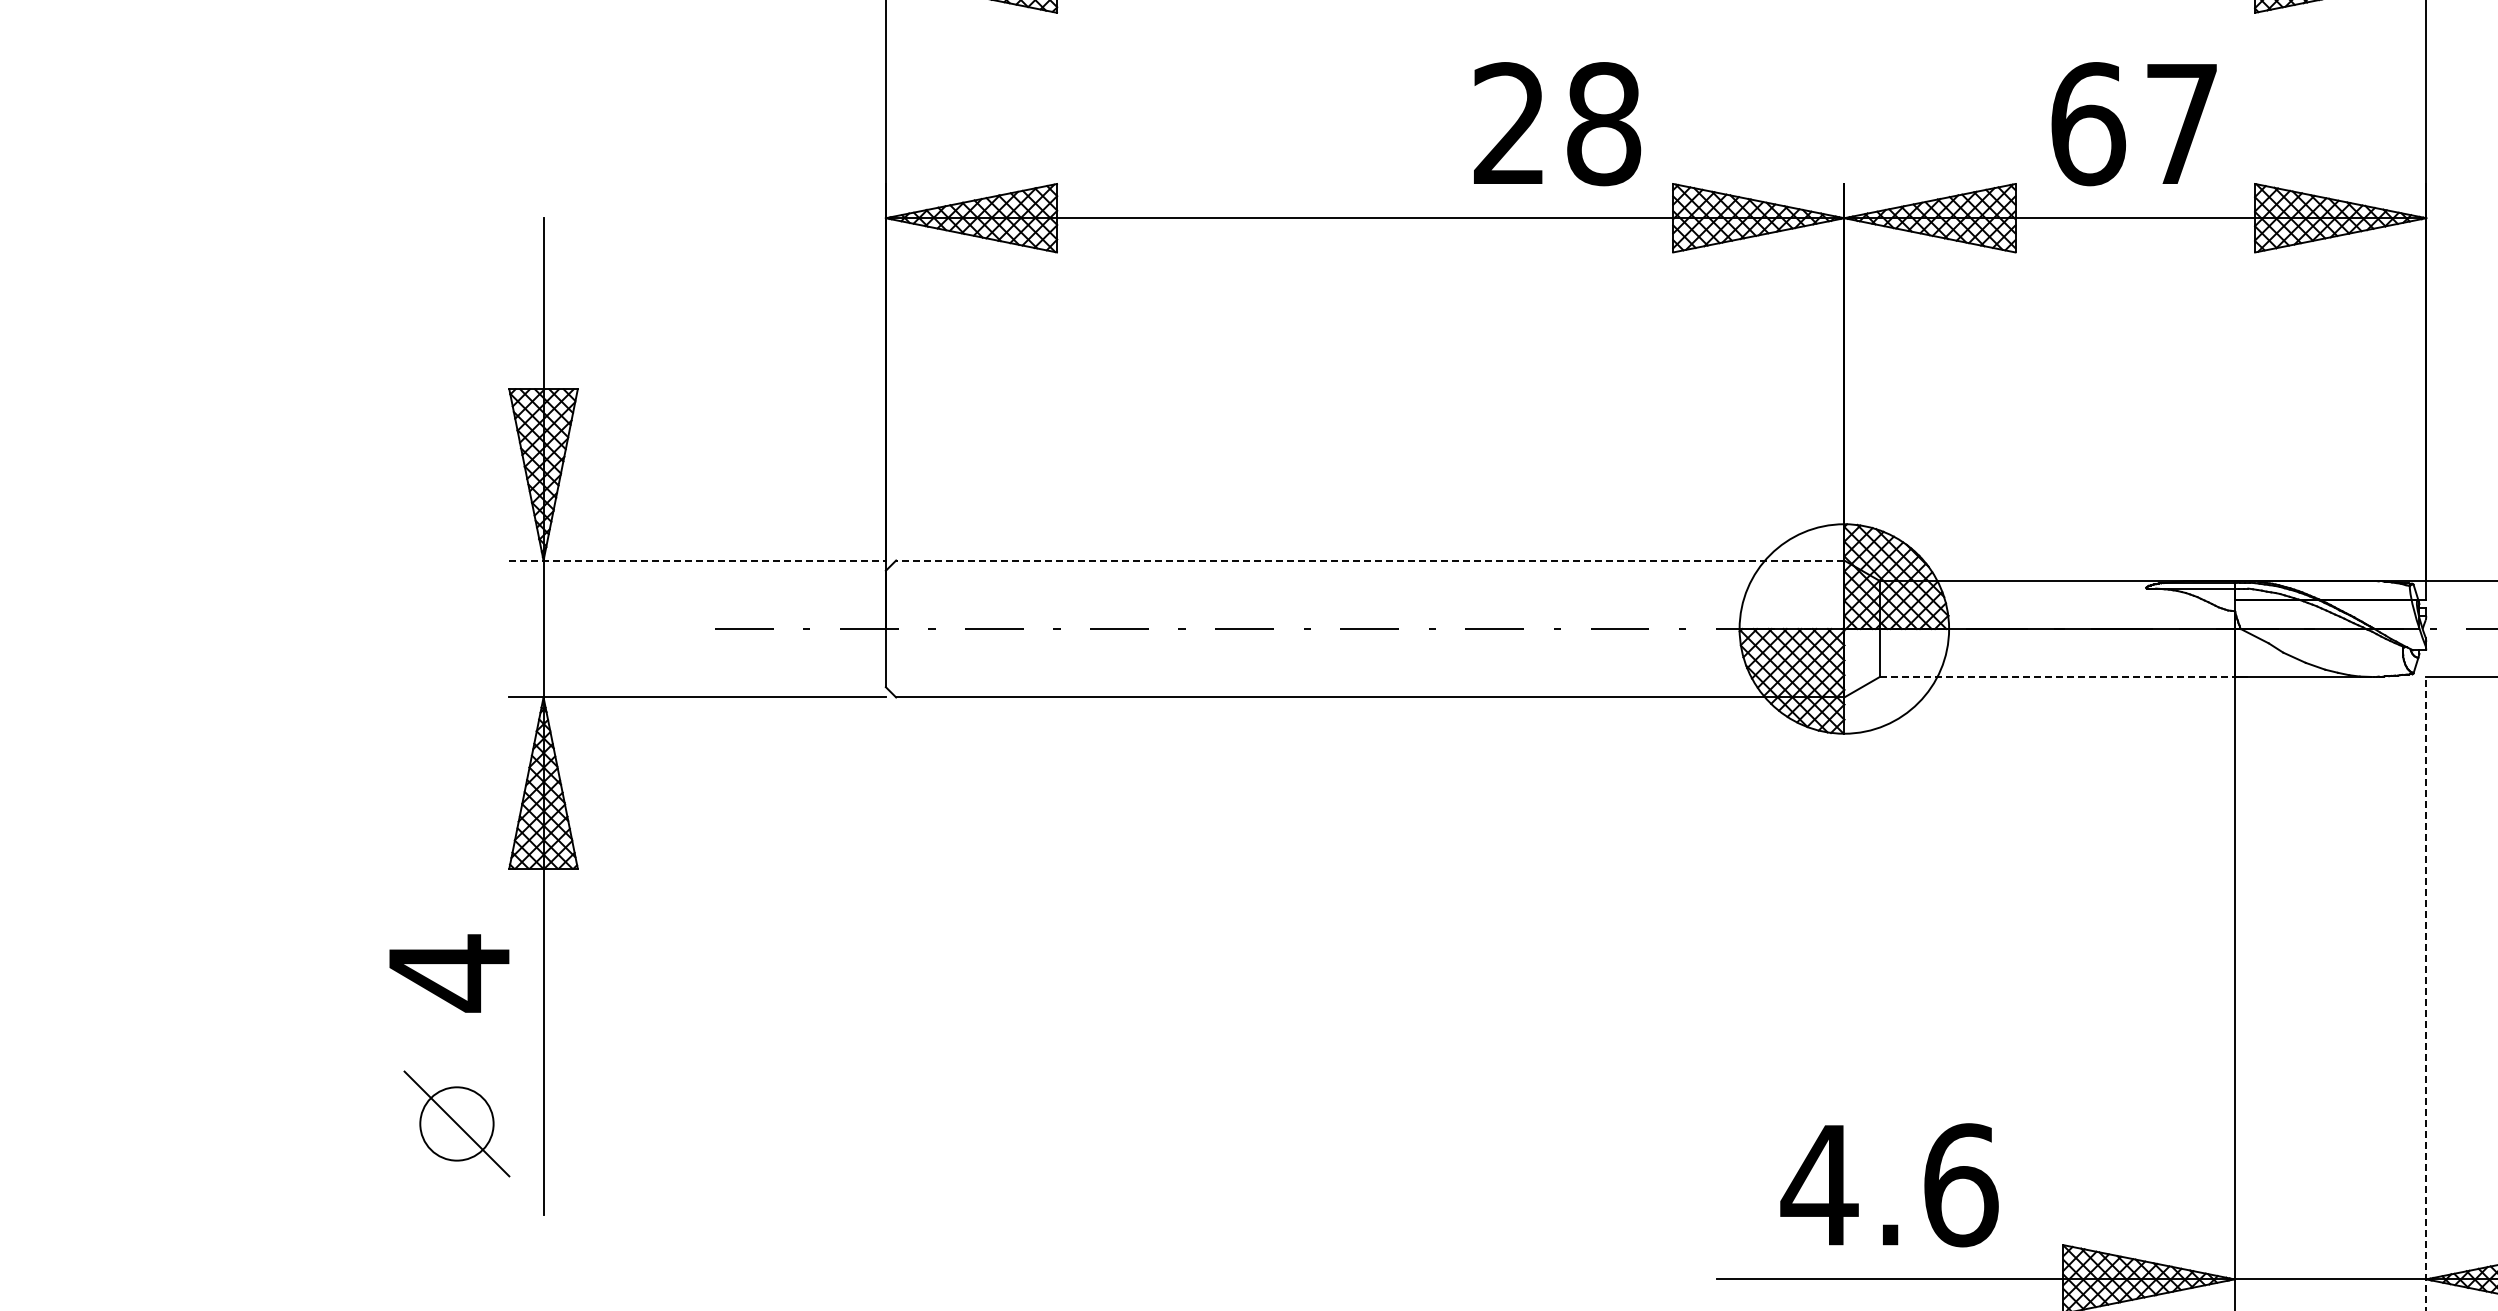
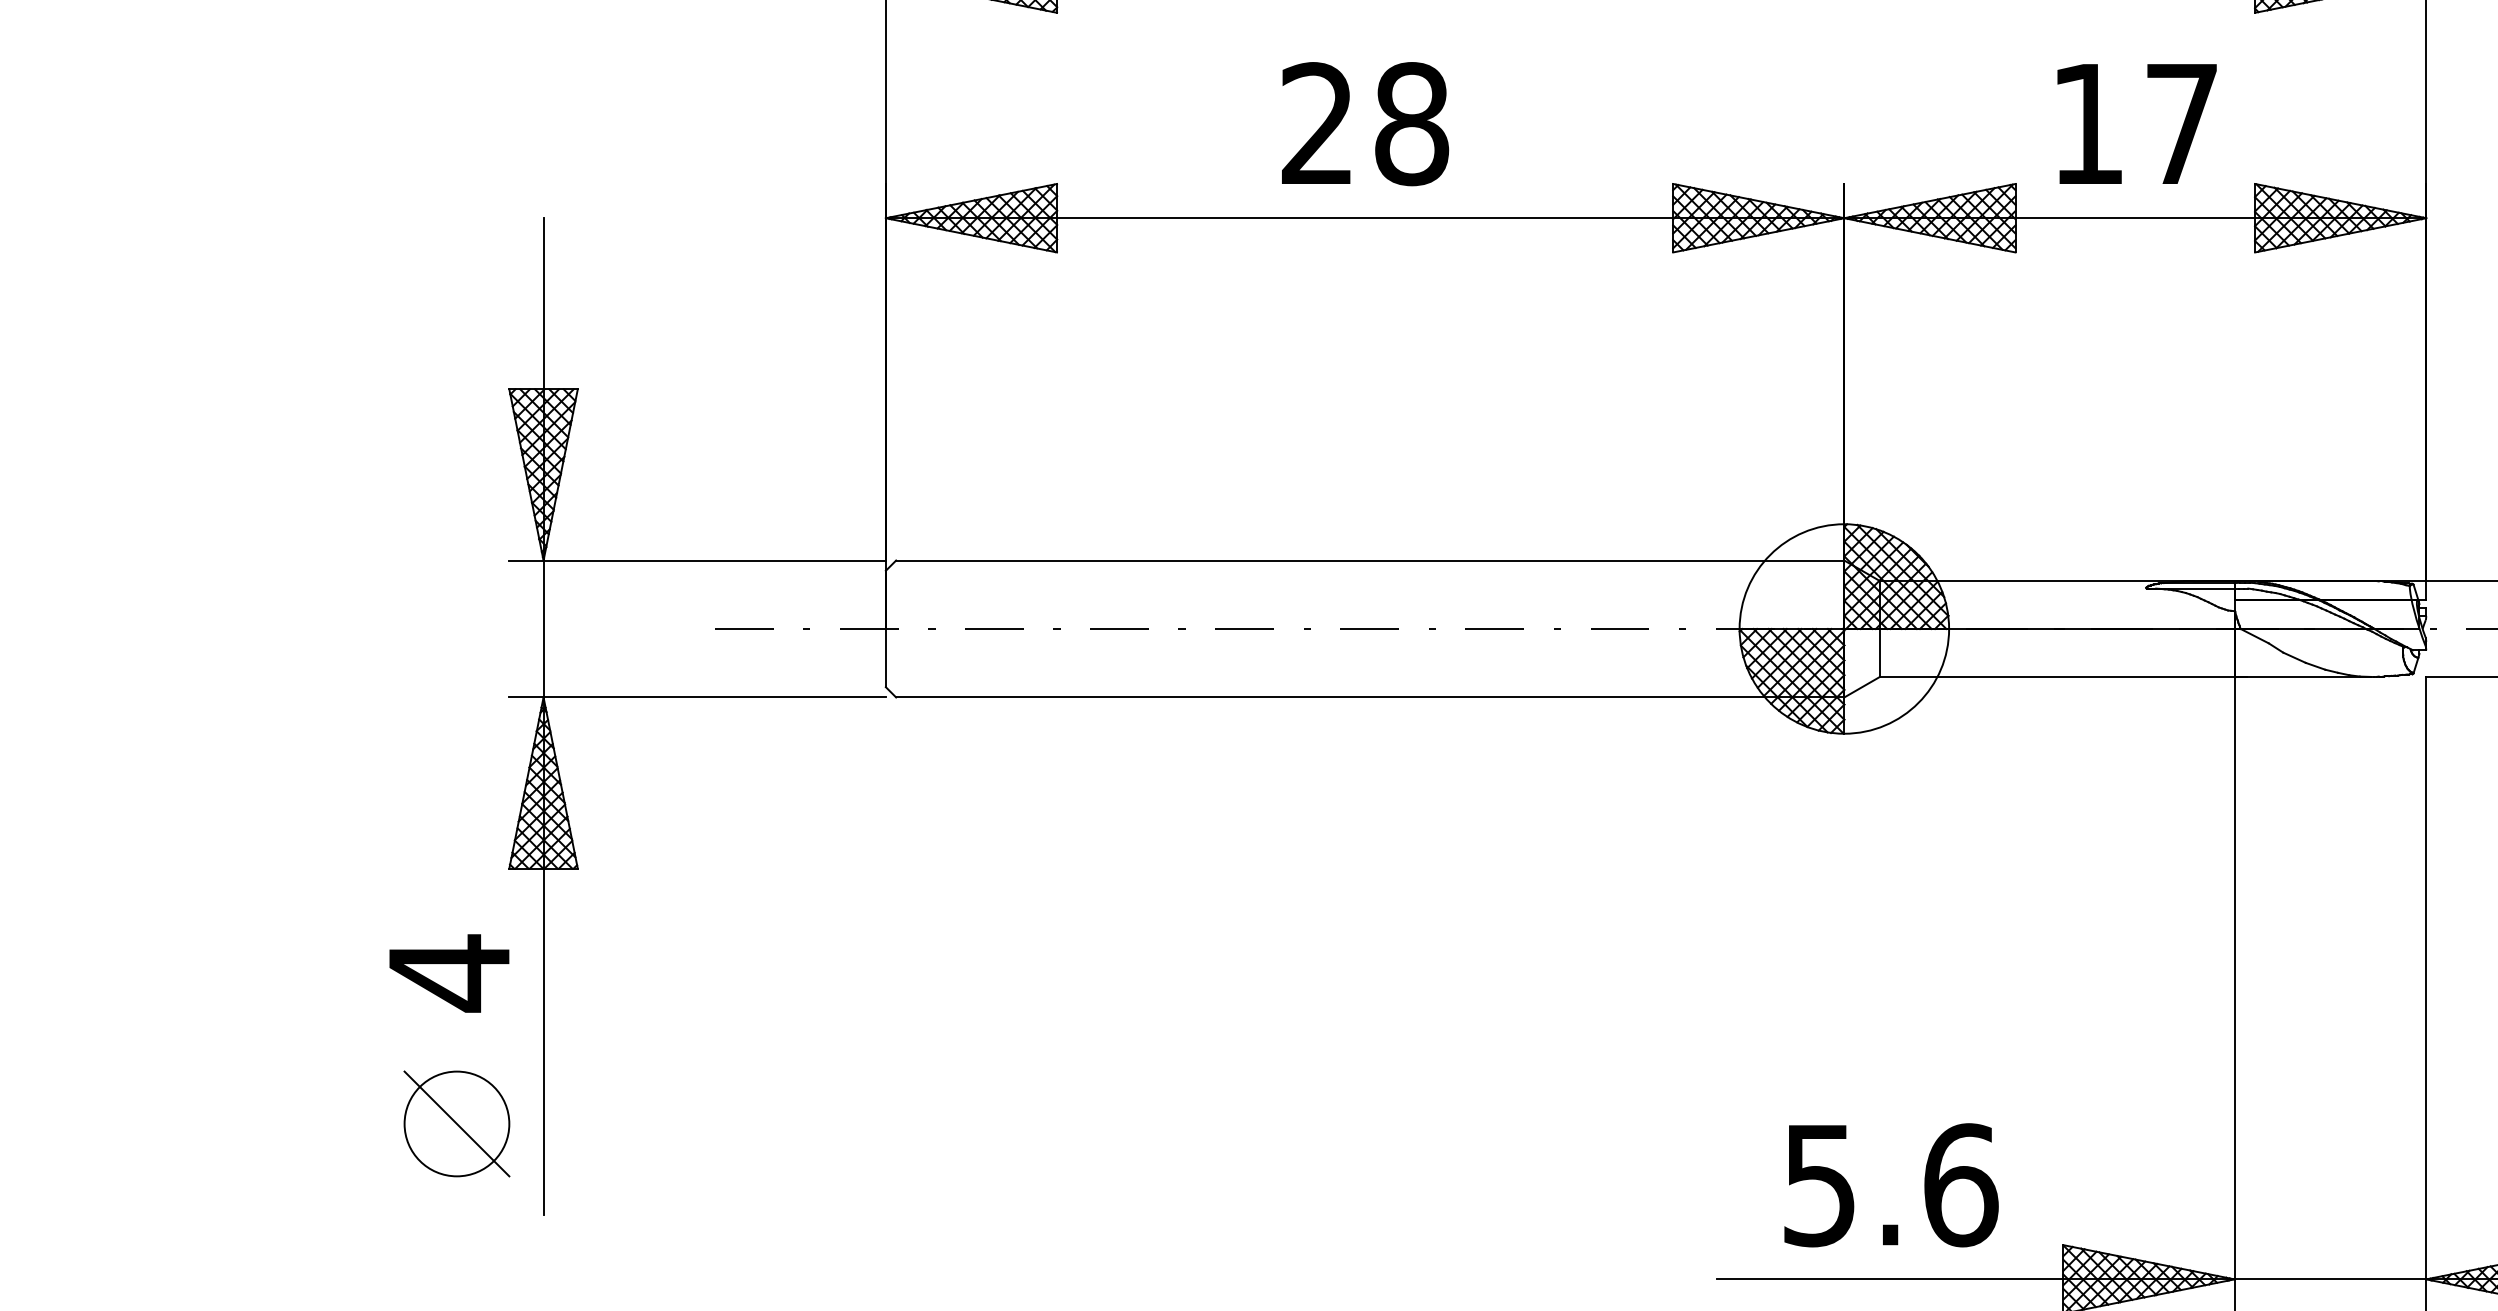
text position: (1557, 124) -> (1365, 124) (1365, 124)
text: 67 -> 17 (2088, 124)
line: dashed -> solid (698, 560)
line: dashed -> solid (1369, 560)
line: dashed -> solid (2057, 676)
line: dashed -> solid (2426, 993)
circle diameter: 73 px -> 105 px (456, 1123)
text: 4.6 -> 5.6 (1819, 1186)
